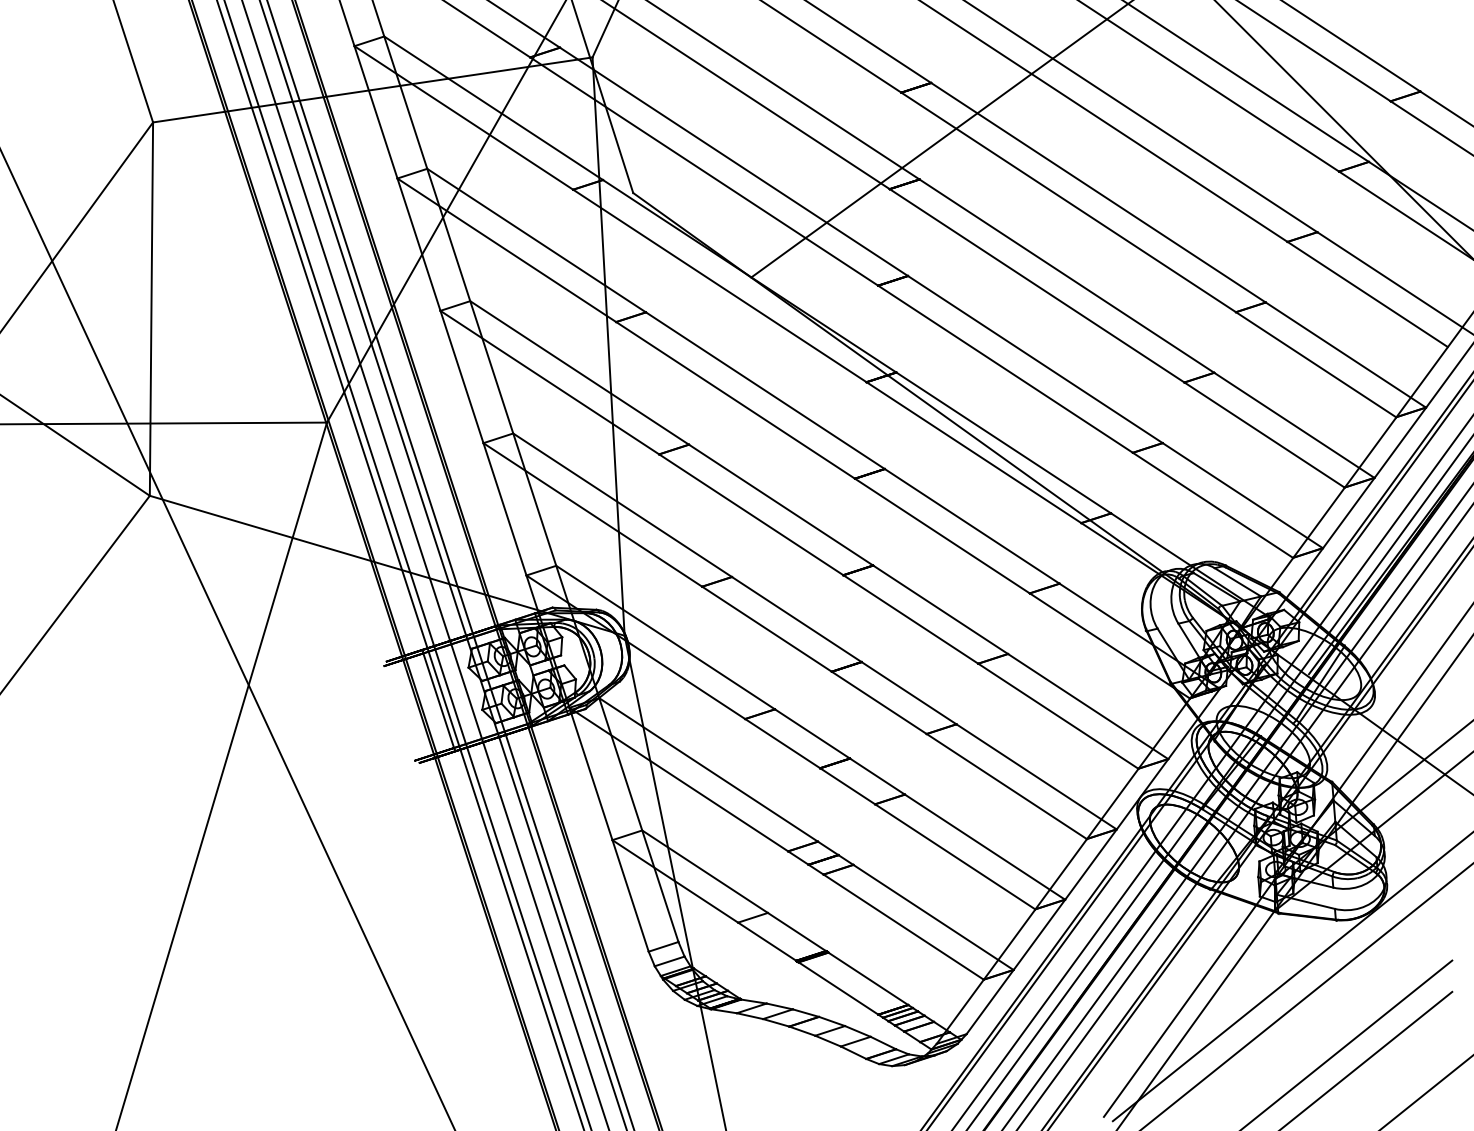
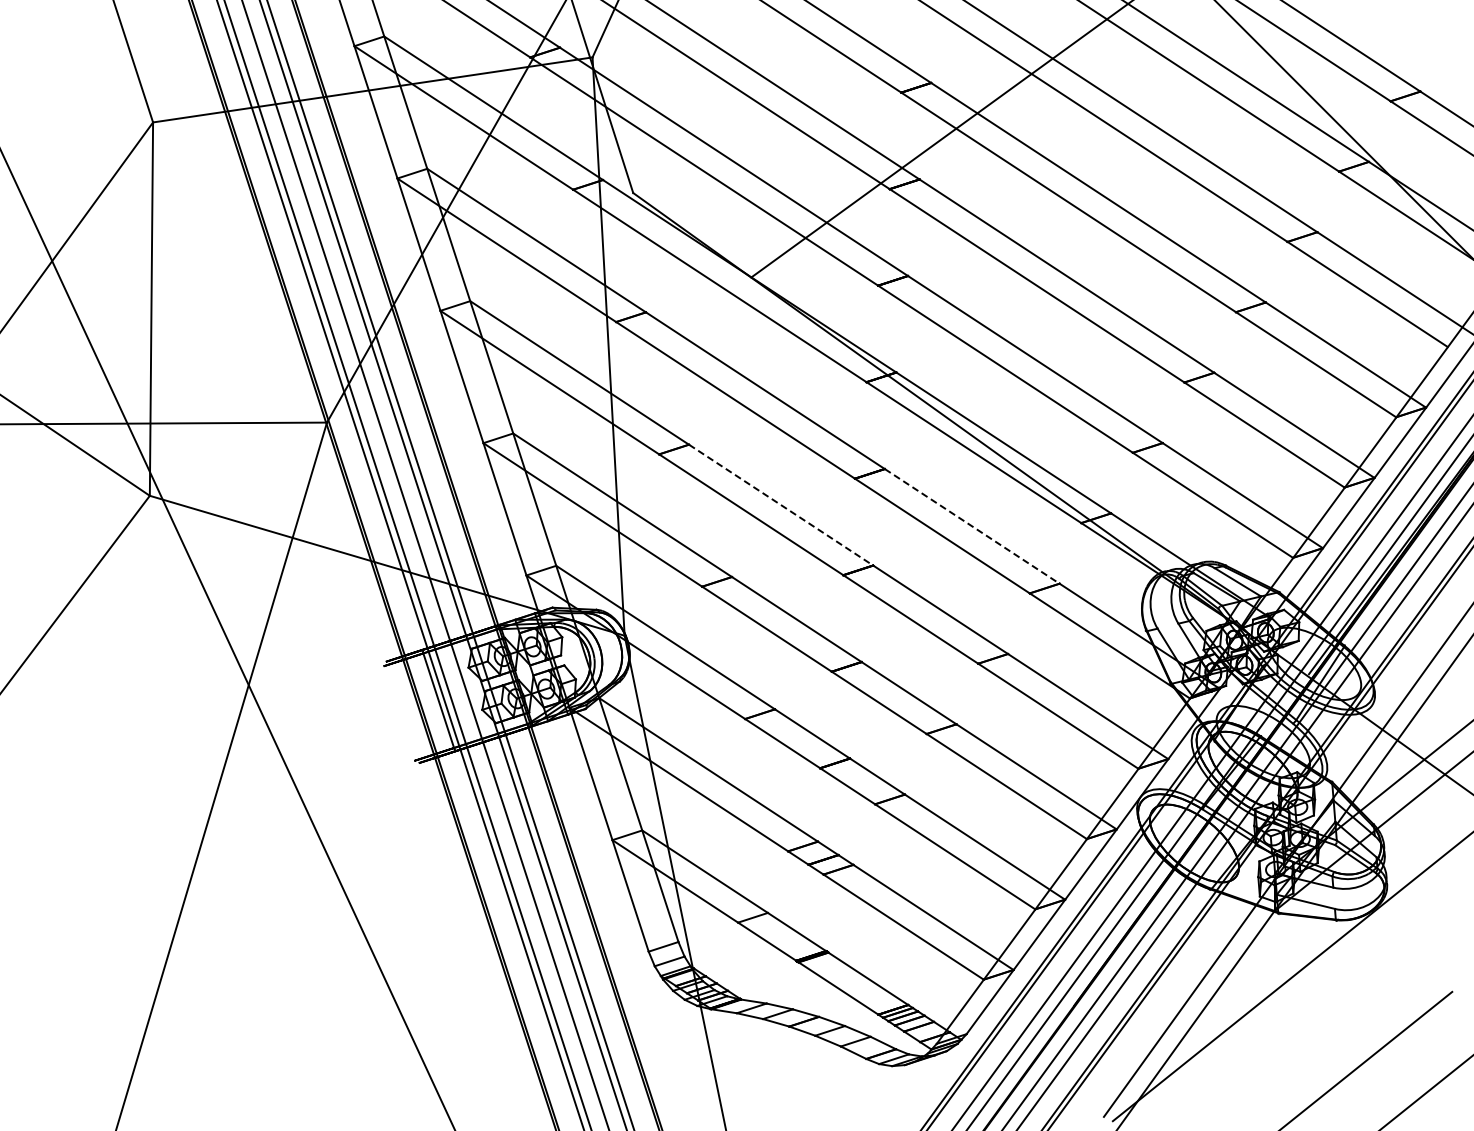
line: solid -> dashed (781, 505)
line: solid -> dashed (972, 526)
line: present -> none (1307, 996)
line: present -> none (1348, 1043)
